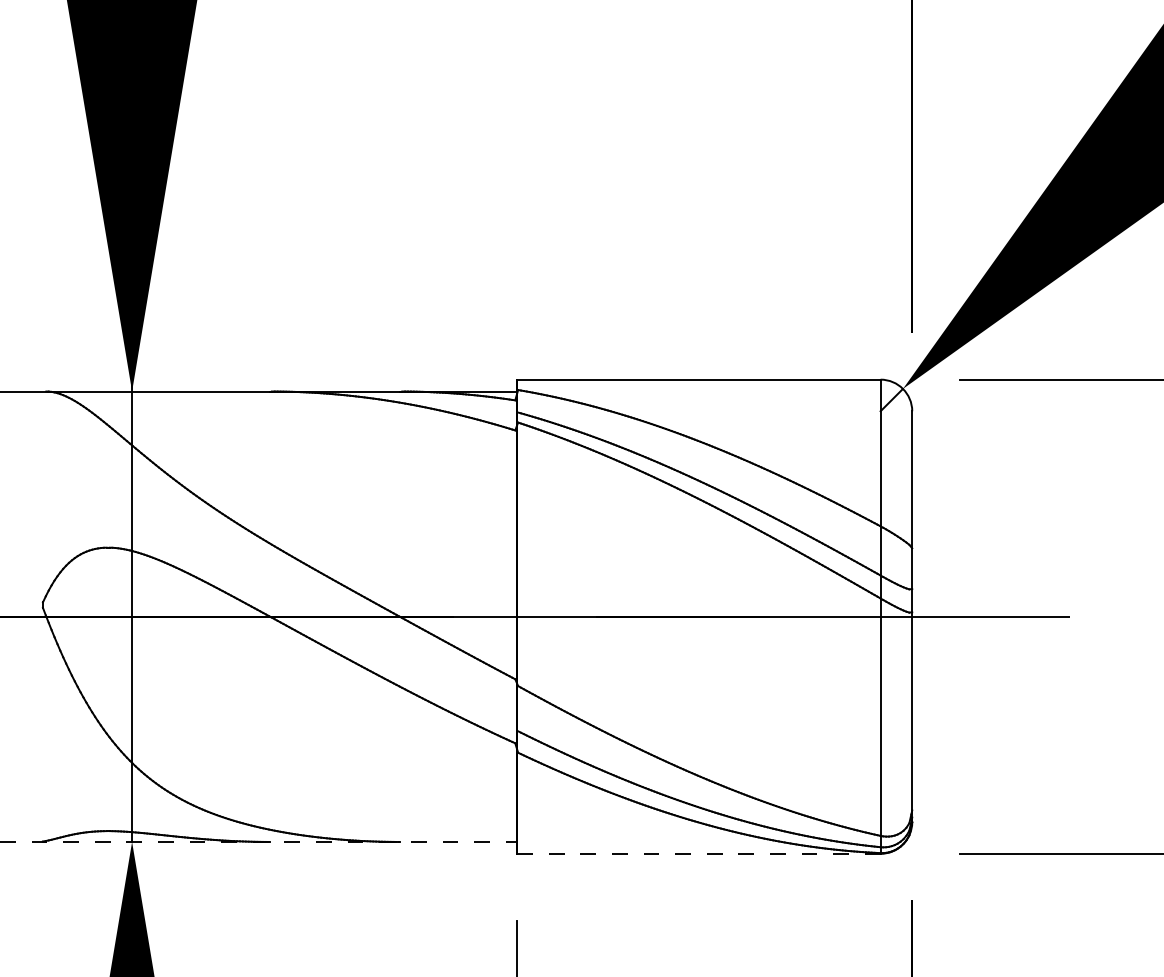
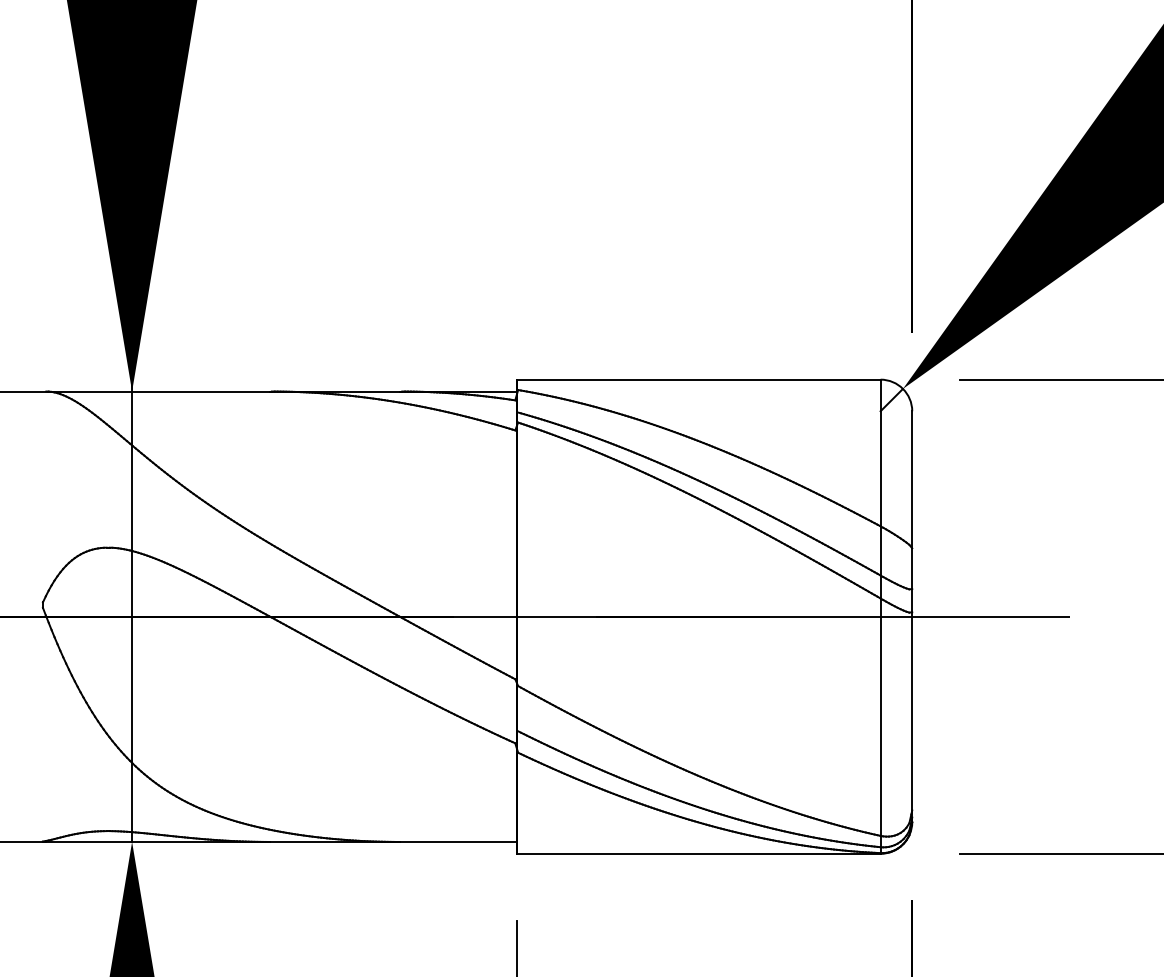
line: dashed -> solid (259, 841)
line: dashed -> solid (698, 853)
